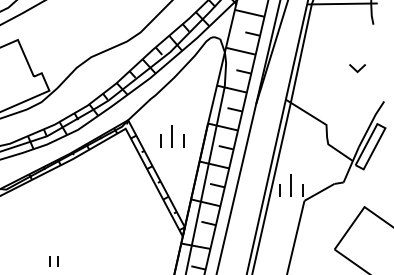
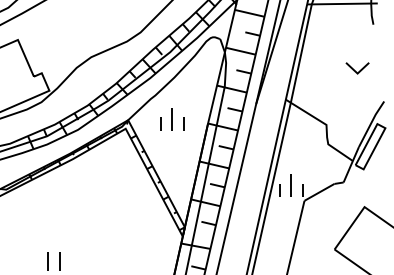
part size: 17x10 px -> 25x13 px (357, 68)
part position: (172, 136) -> (172, 119) (172, 119)
part size: 10x11 px -> 14x19 px (53, 261)
